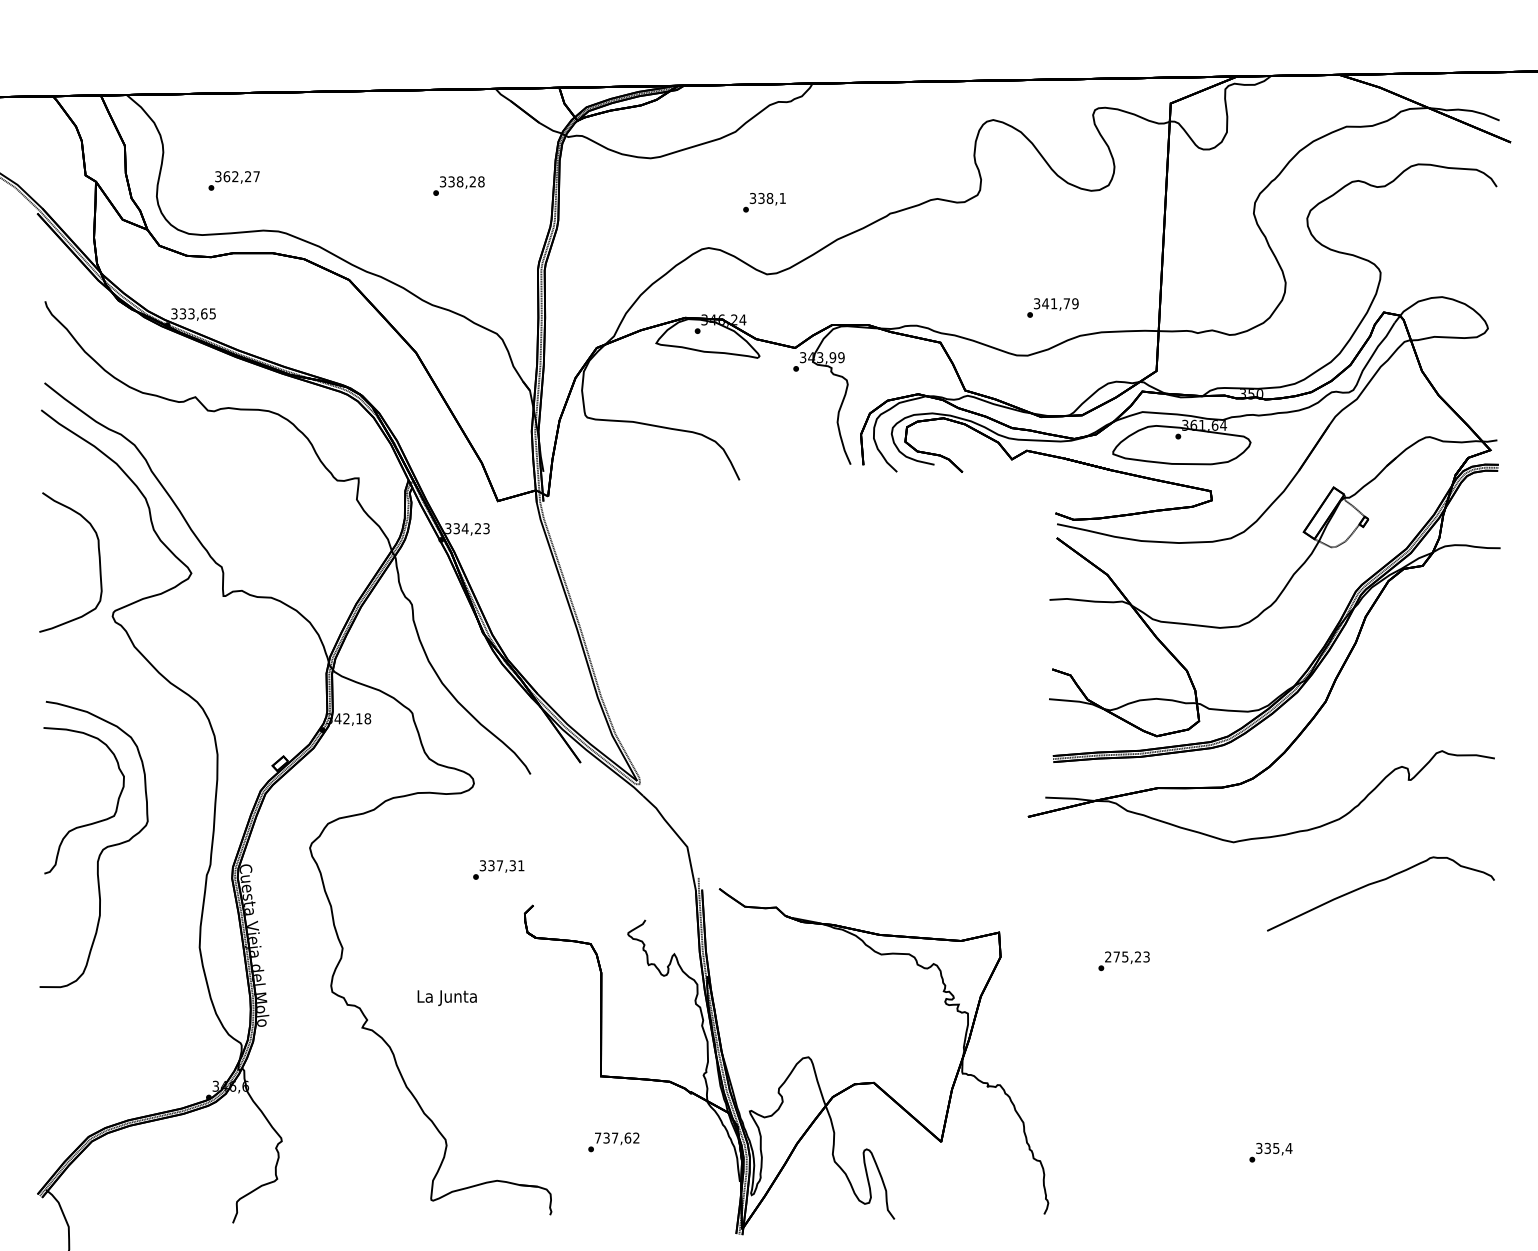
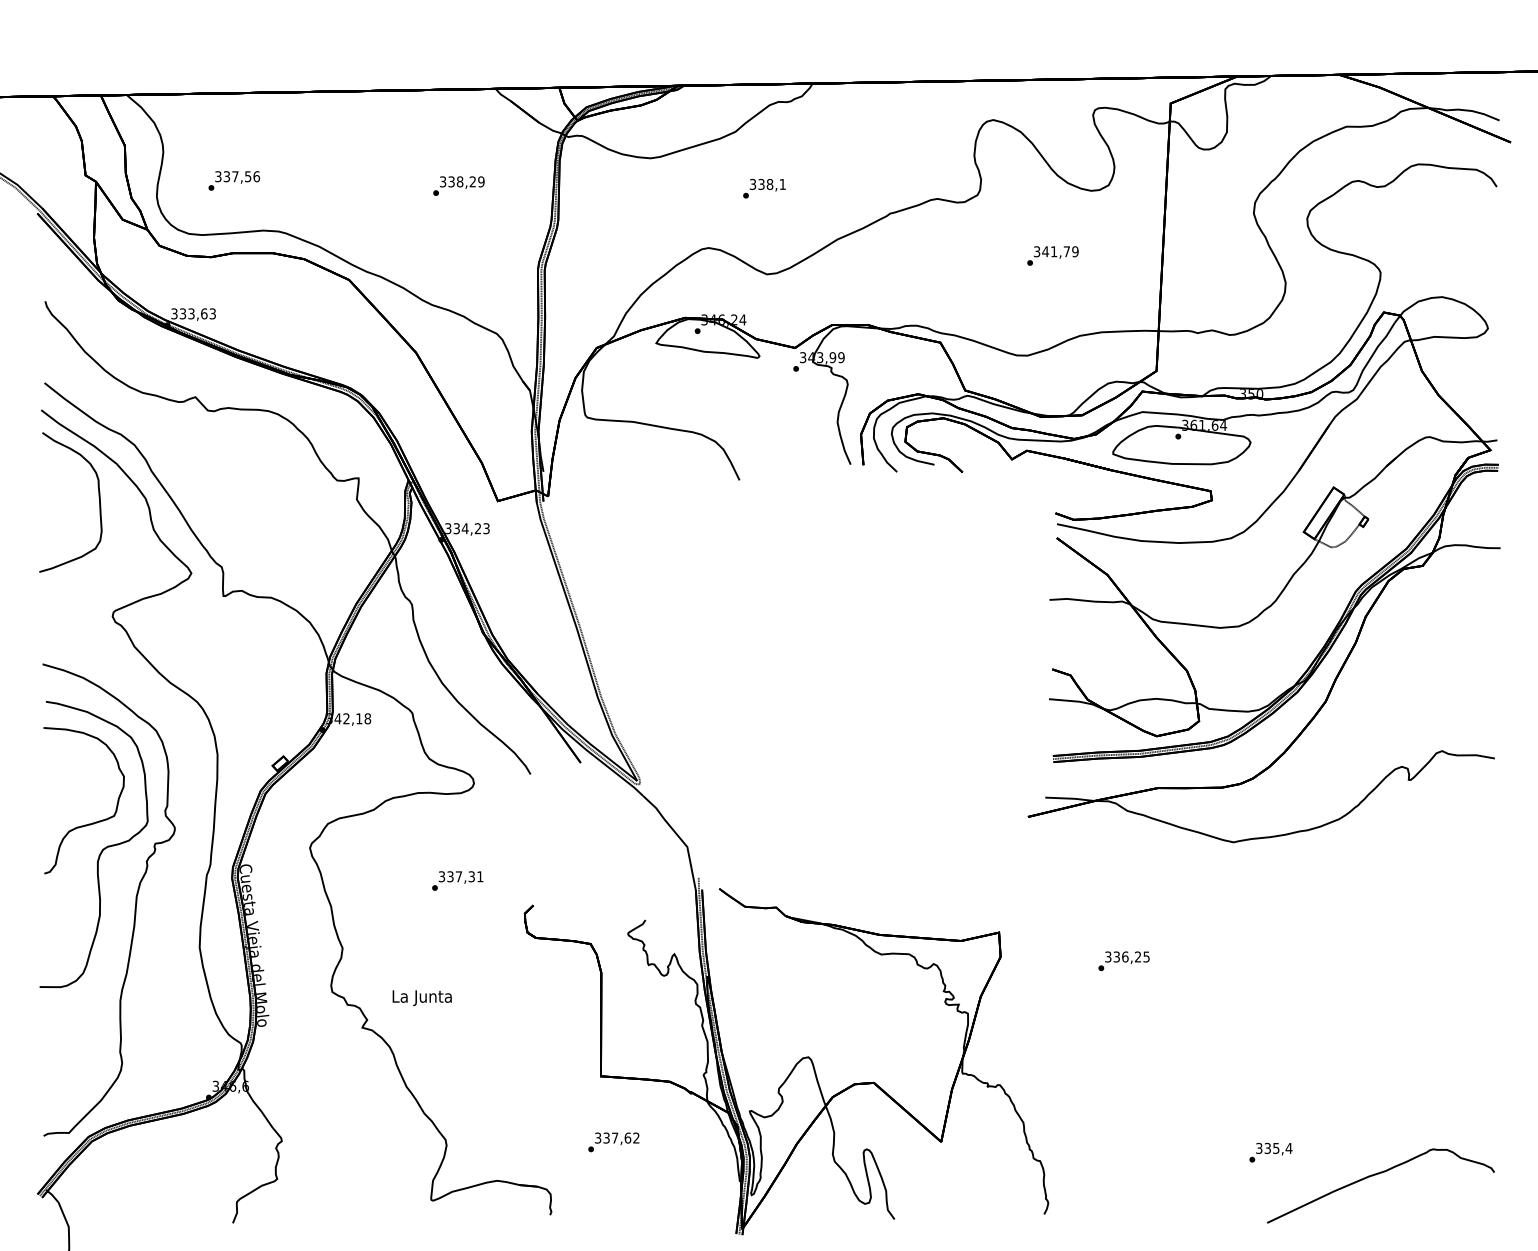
text: 362,27 -> 337,56 (241, 176)
text: 338,28 -> 338,29 (481, 181)
text position: (764, 202) -> (764, 188) (764, 188)
text position: (1052, 307) -> (1052, 255) (1052, 255)
text: 333,65 -> 333,63 (212, 313)
curve position: (98, 558) -> (98, 498) (98, 498)
text position: (498, 869) -> (457, 880) (457, 880)
part position: (1379, 882) -> (1379, 1174) (1379, 1174)
curve: none -> present (135, 899)
text: 275,23 -> 336,25 (1127, 956)
text position: (446, 997) -> (421, 997) (421, 997)
text: 737,62 -> 337,62 (598, 1137)
